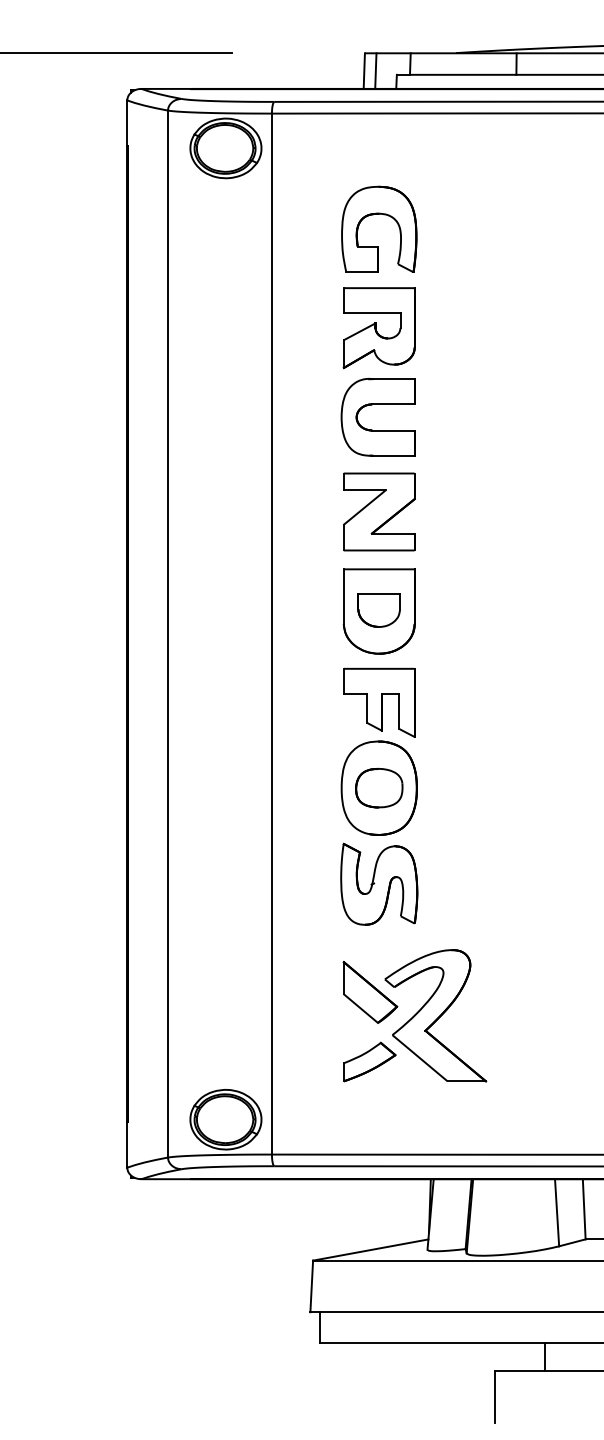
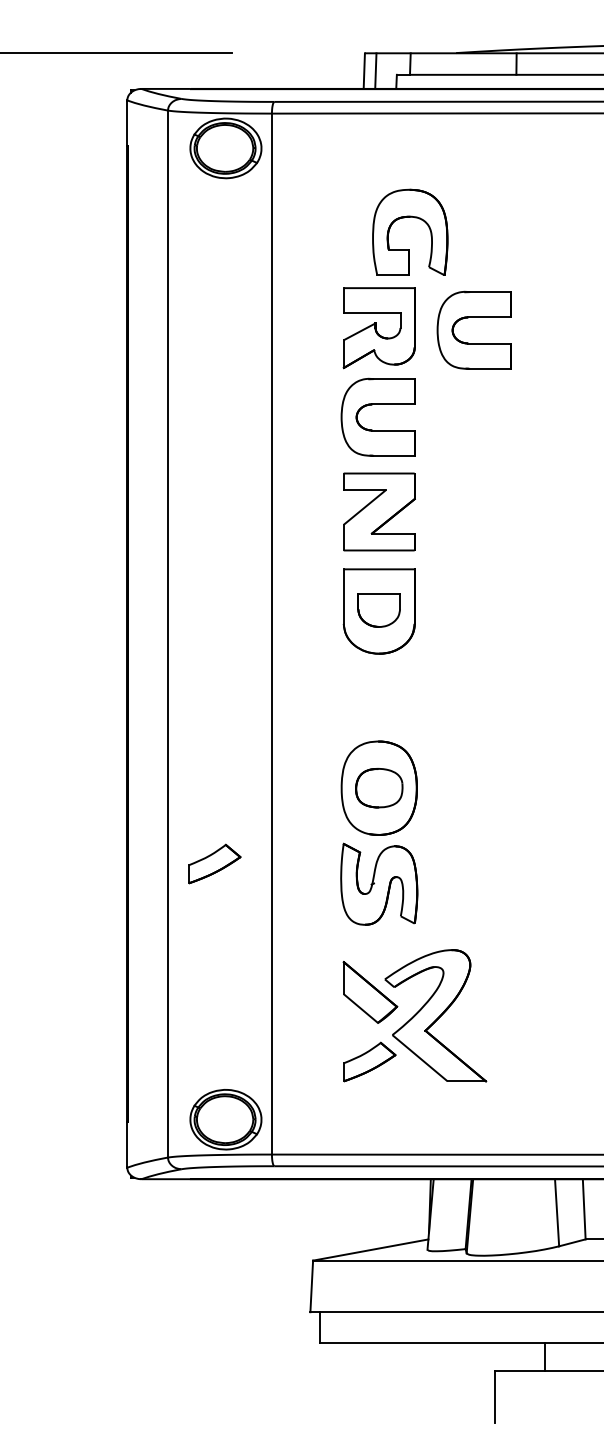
part position: (384, 215) -> (415, 218) (415, 218)
part: none -> present (473, 317)
part: present -> none (379, 702)
part: none -> present (214, 863)
